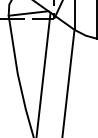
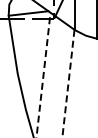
line: solid -> dashed (43, 75)
line: solid -> dashed (68, 83)
